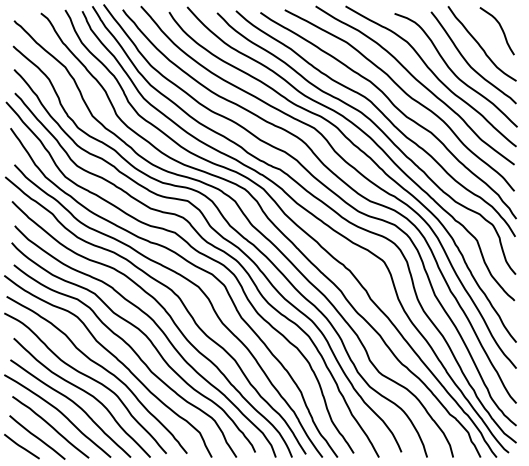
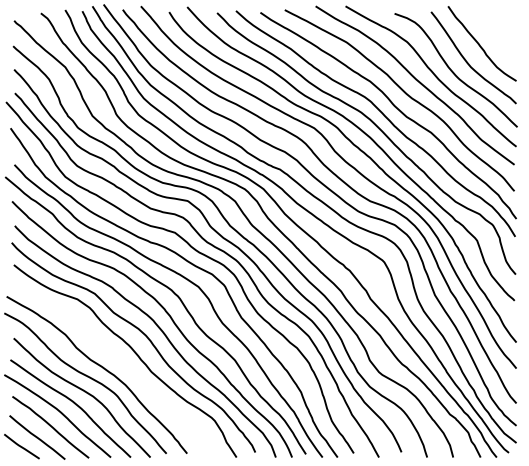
curve: present -> none (500, 28)
curve: present -> none (115, 358)
